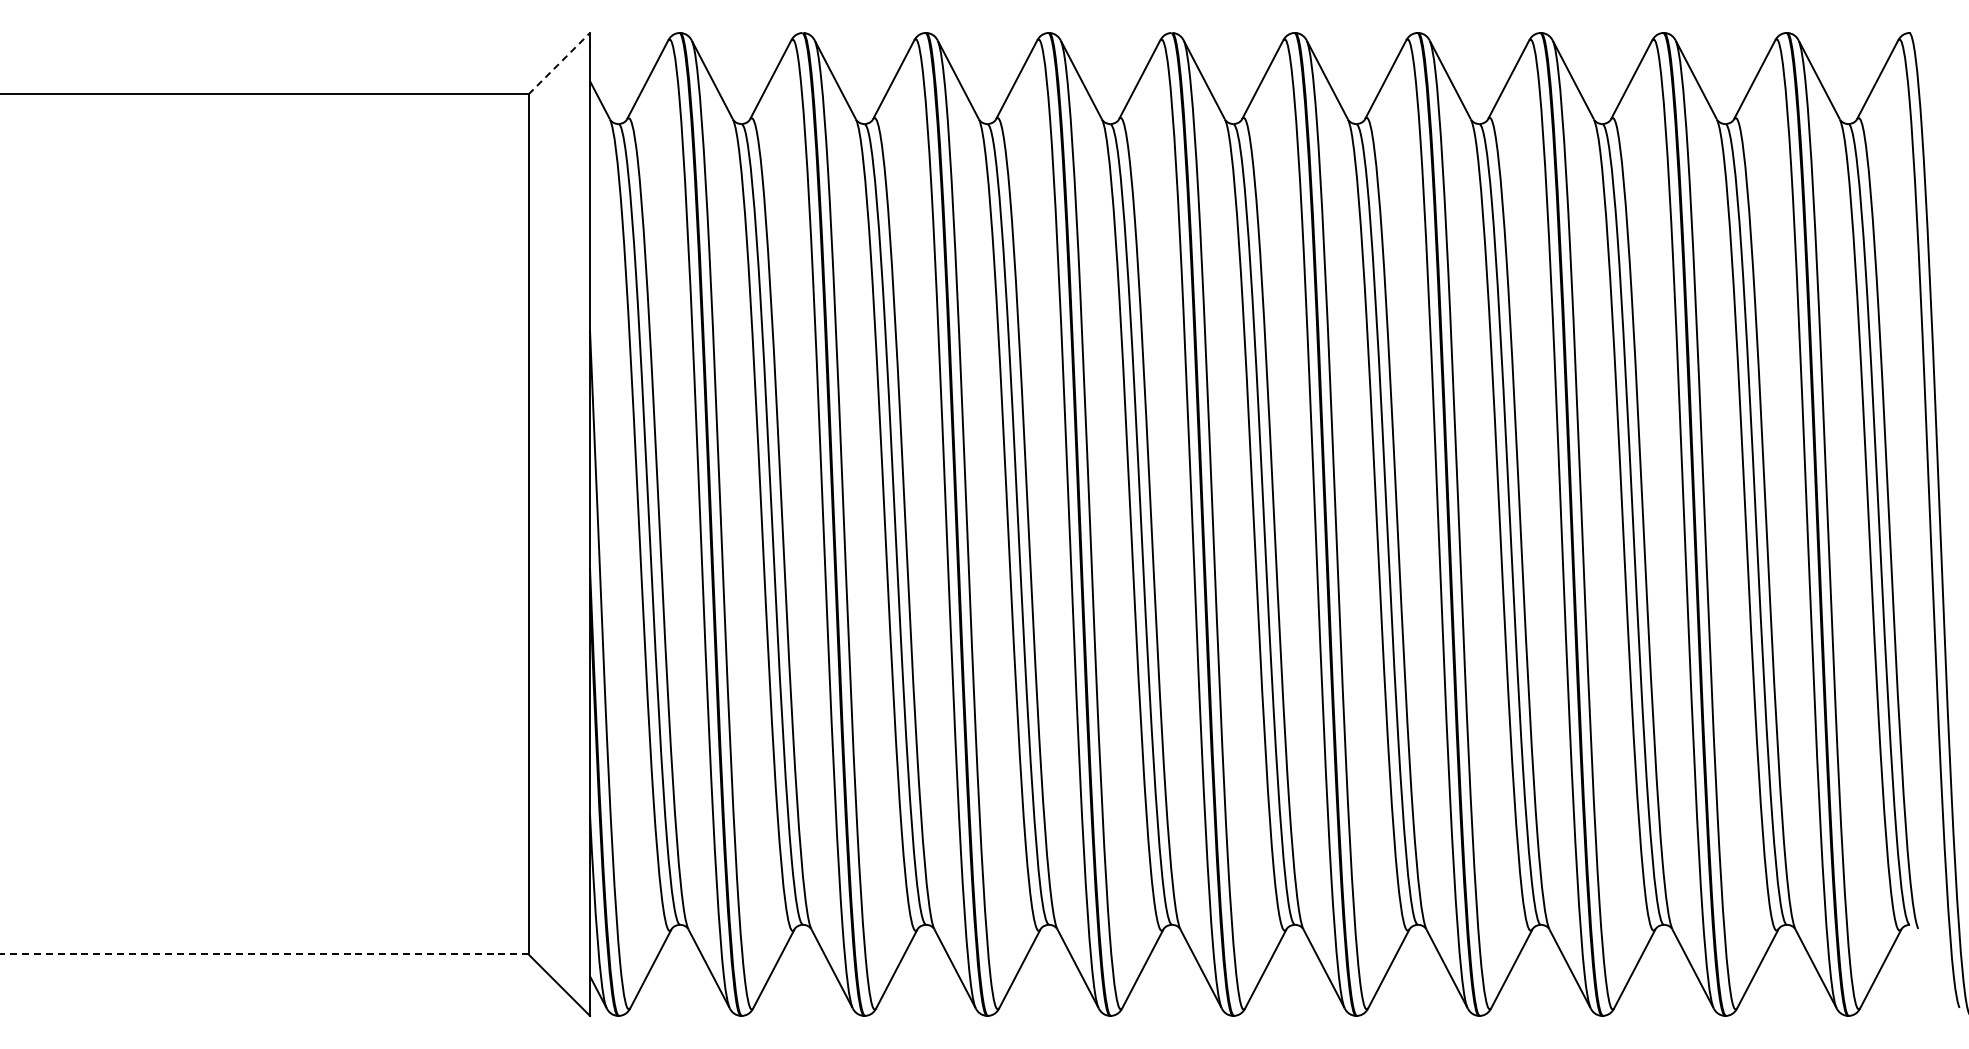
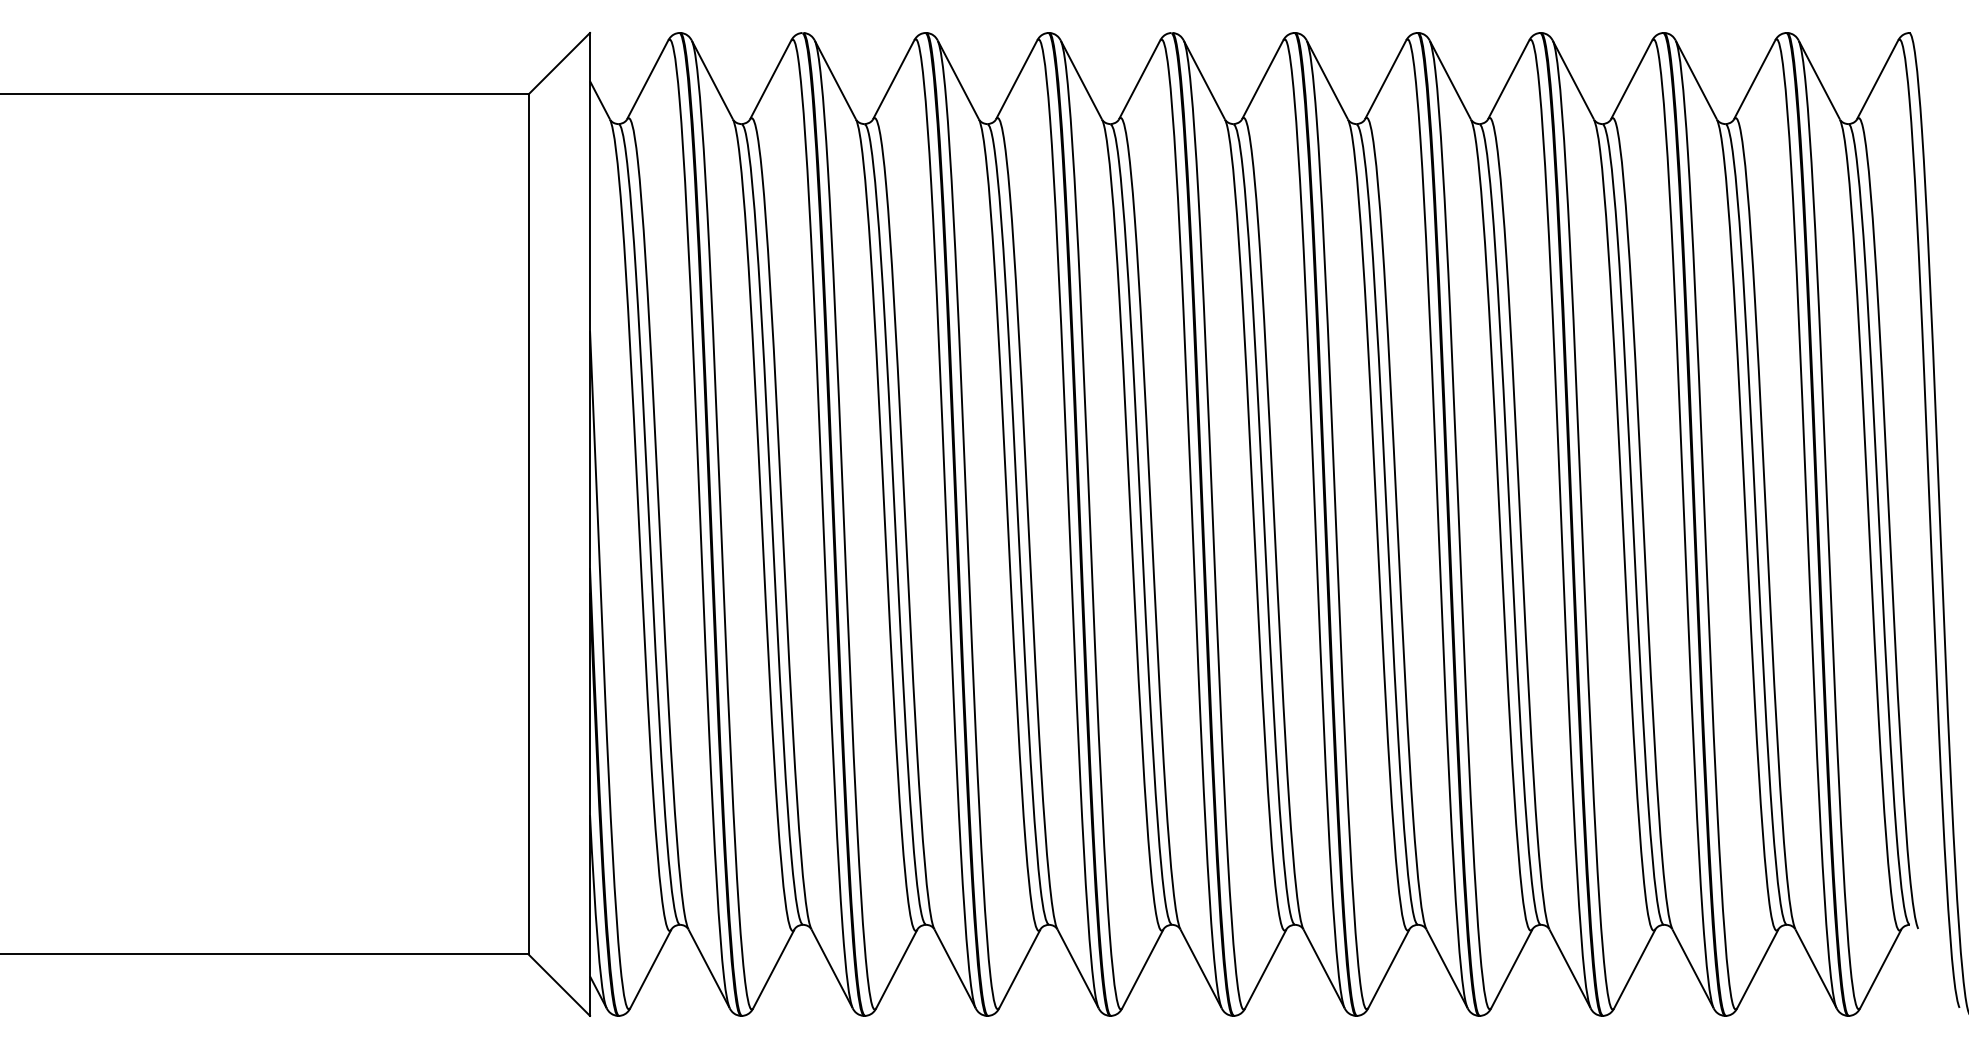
line: dashed -> solid (559, 63)
line: dashed -> solid (264, 954)
